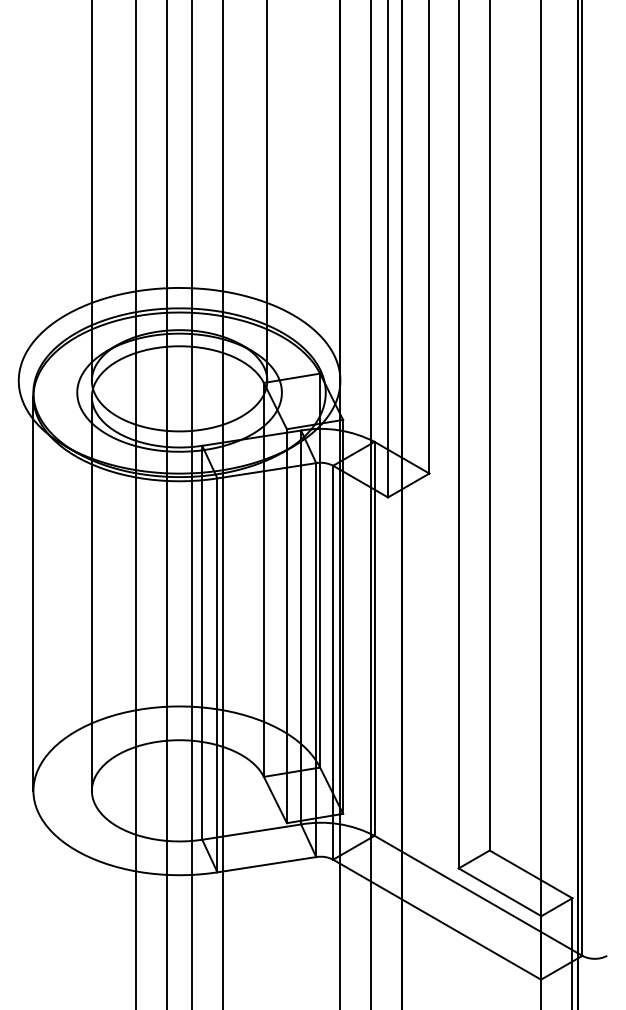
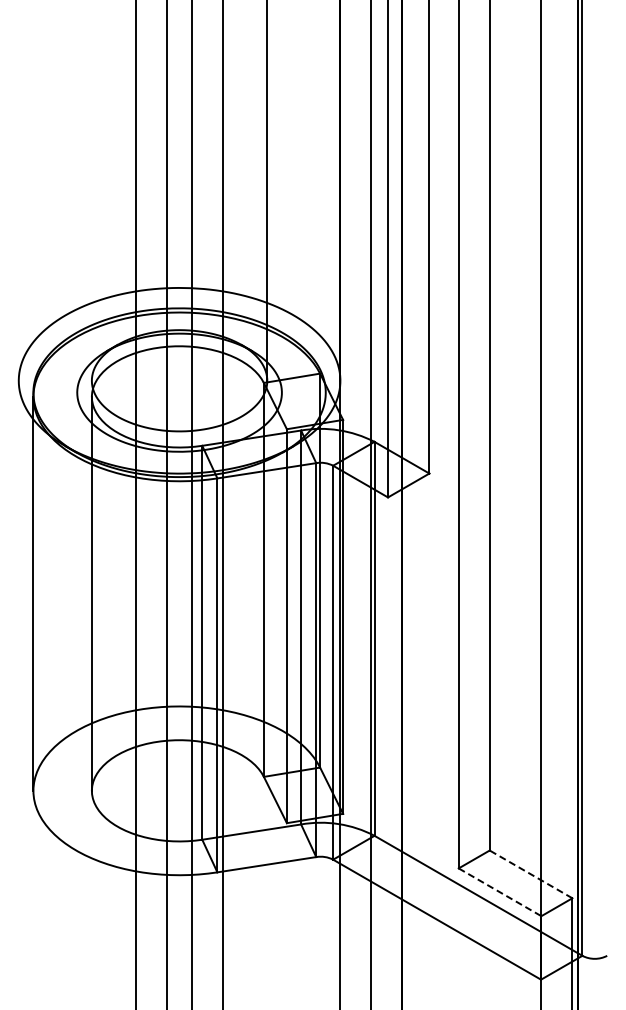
line: present -> none (91, 191)
line: solid -> dashed (531, 874)
line: solid -> dashed (500, 892)
